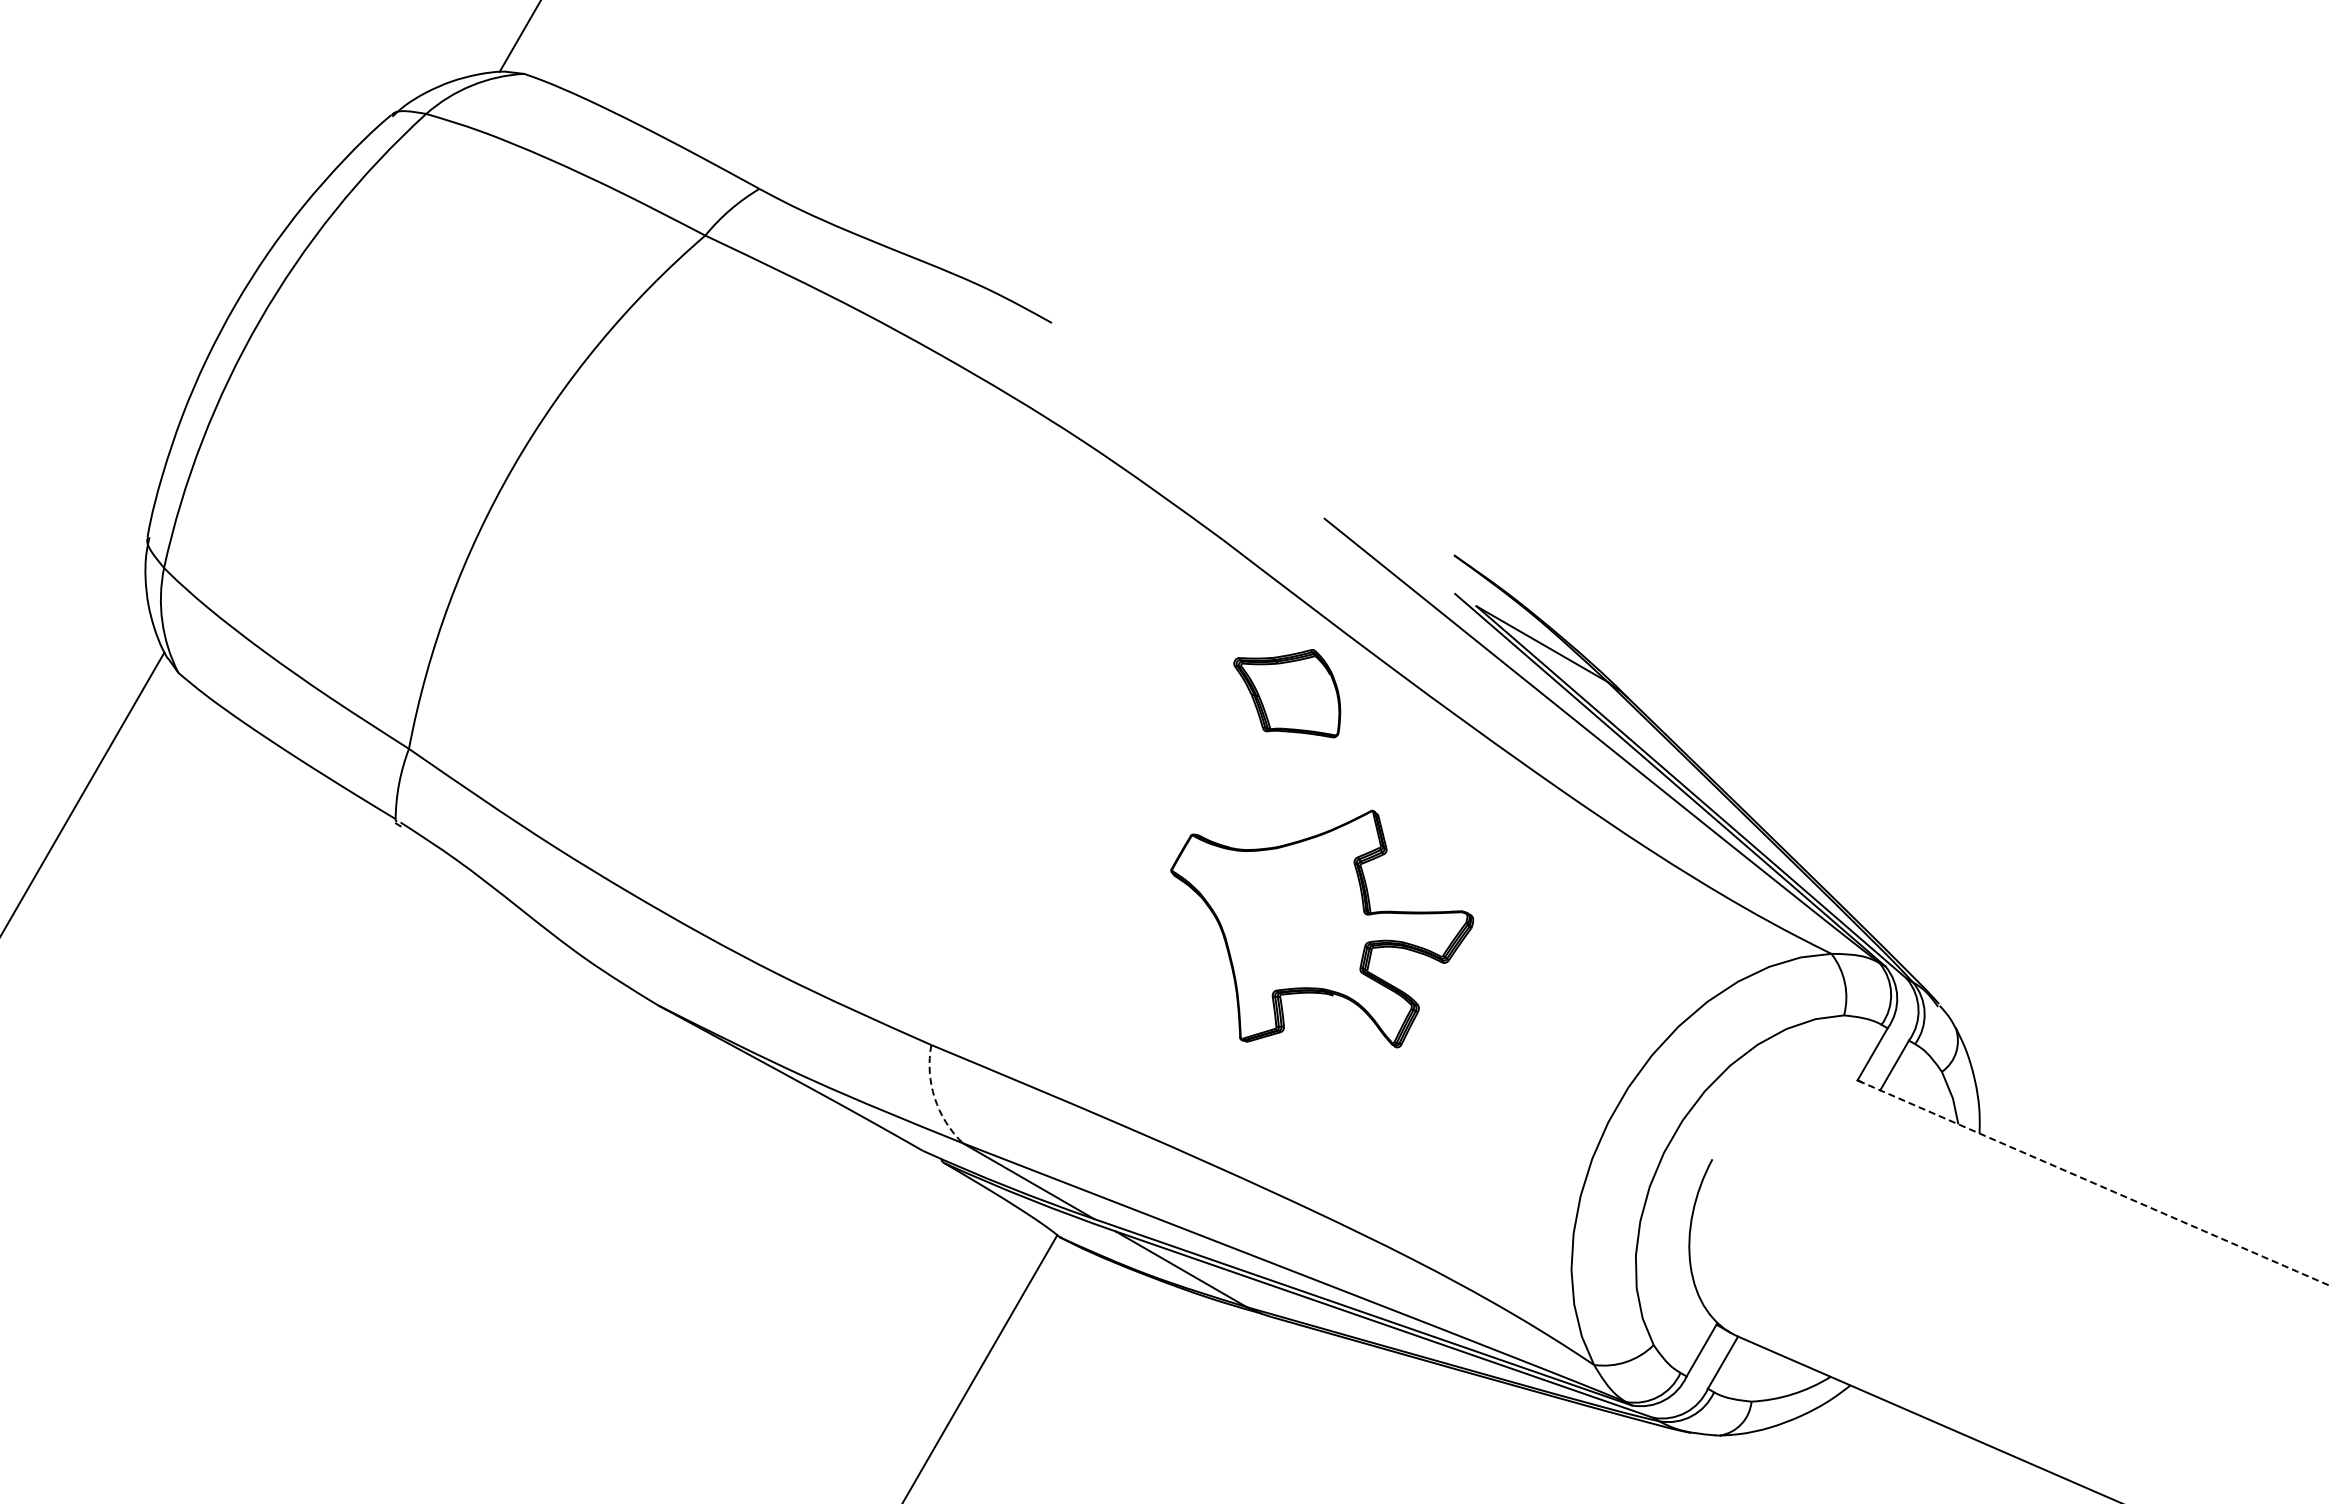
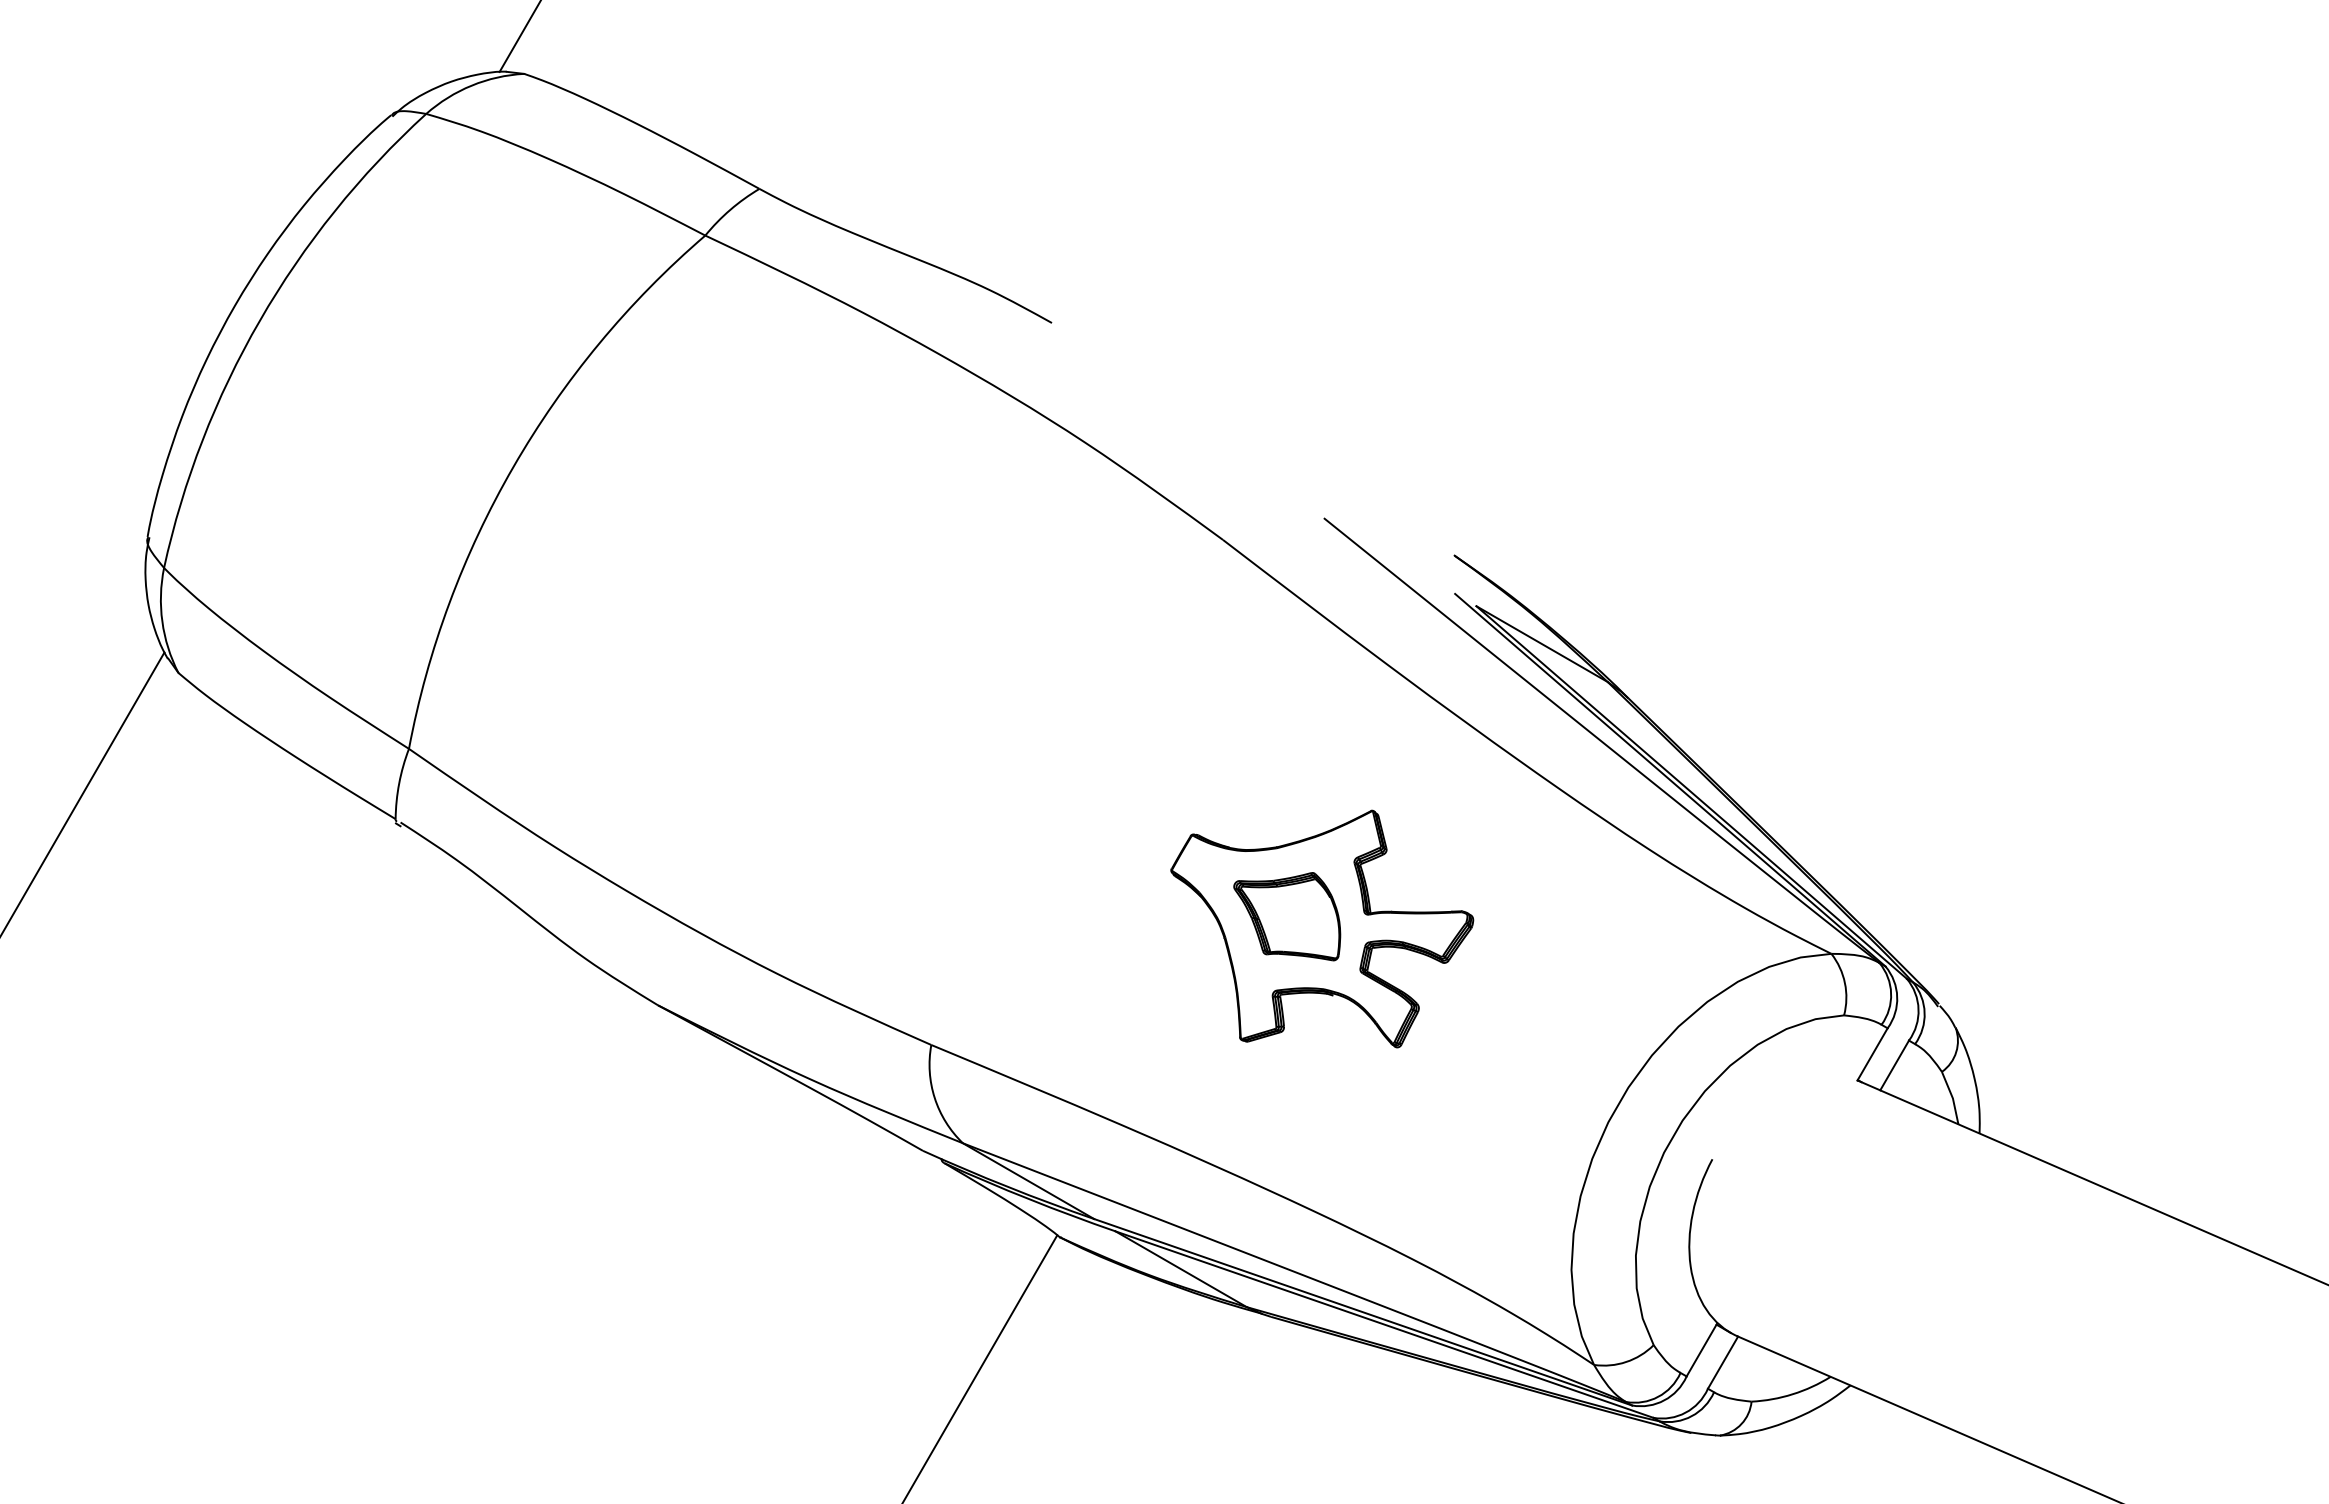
part position: (1287, 693) -> (1287, 916) (1287, 916)
arc: dashed -> solid (934, 1098)
line: dashed -> solid (2092, 1182)
